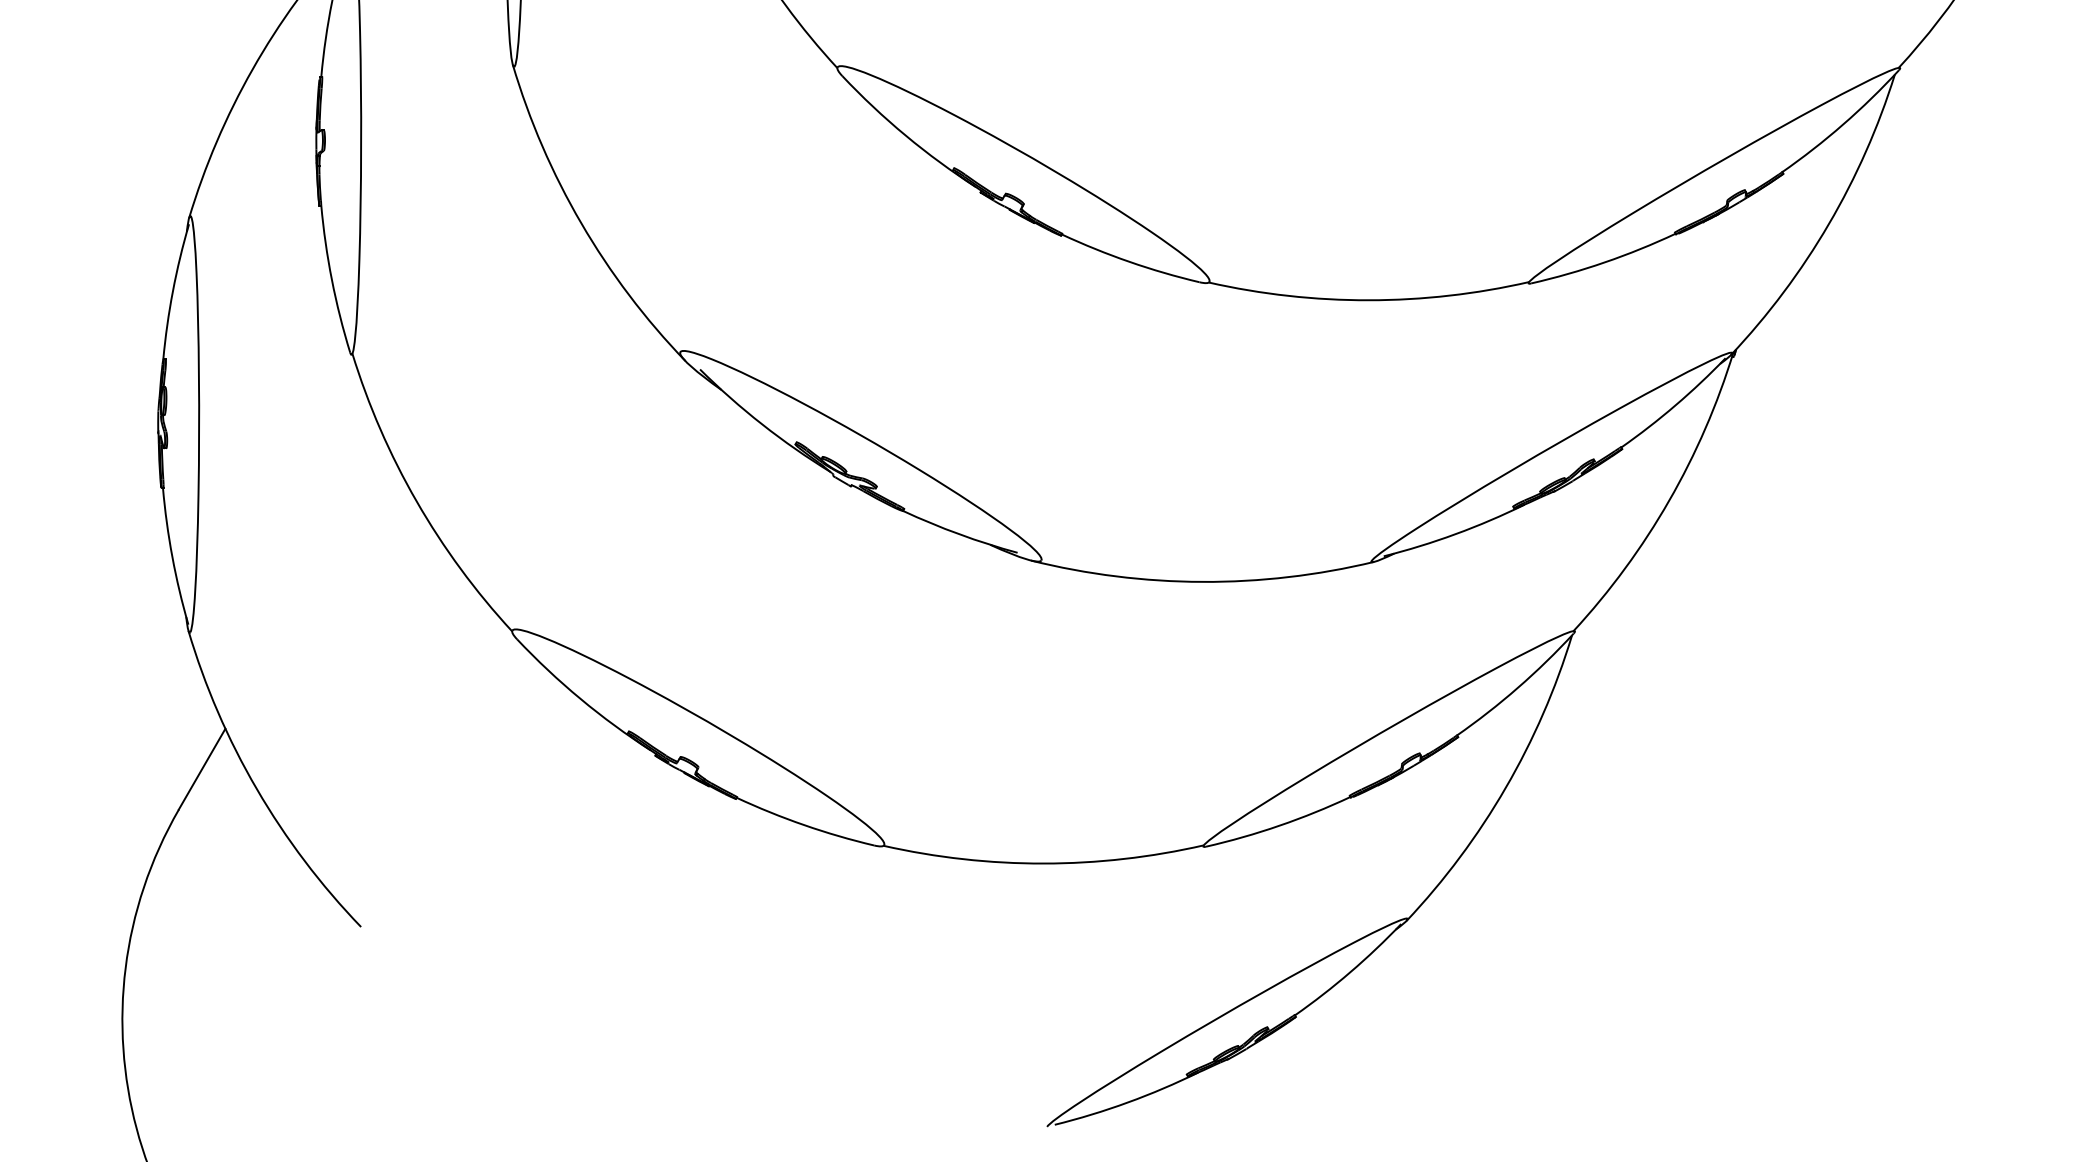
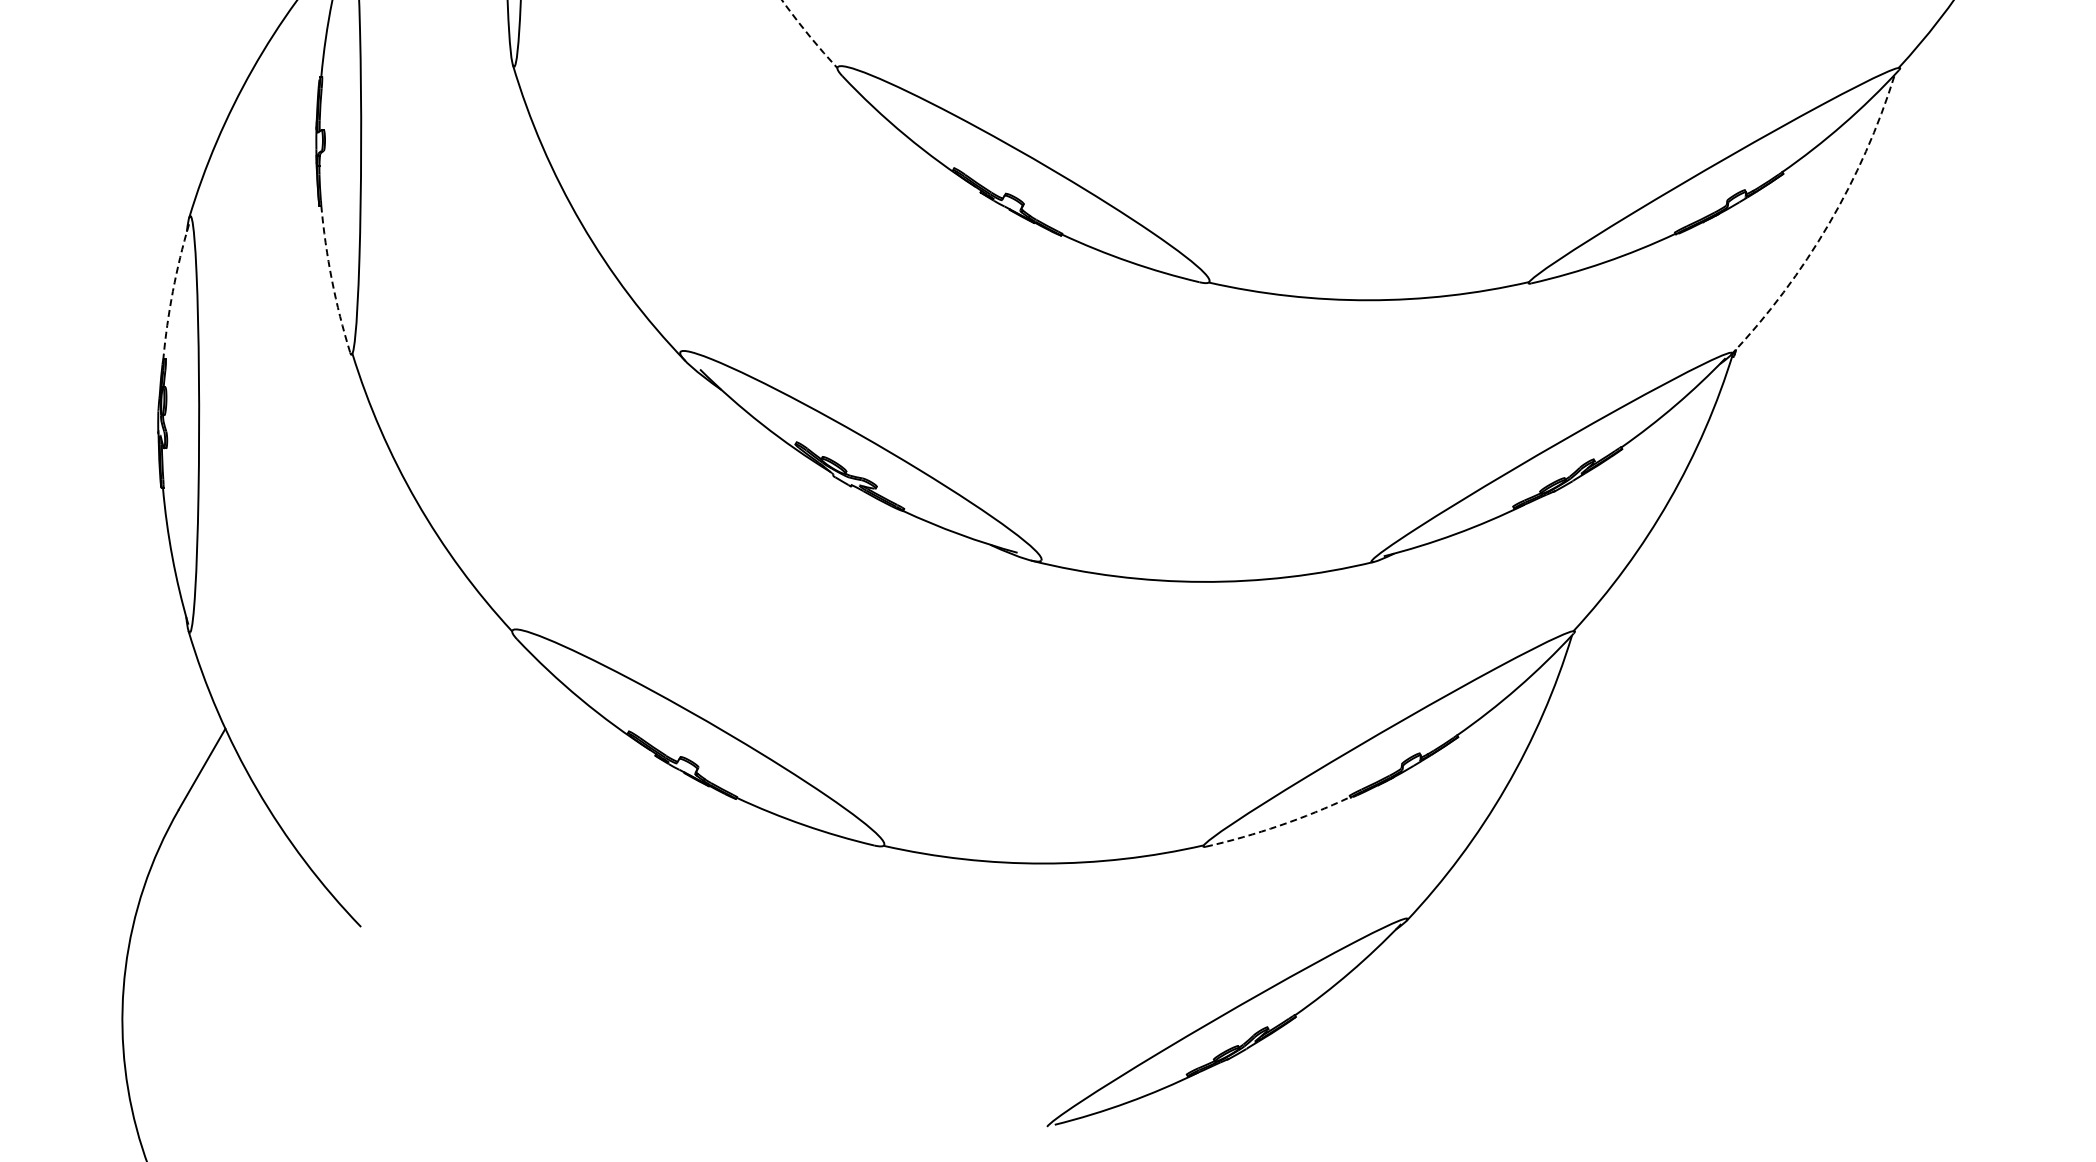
arc: solid -> dashed (808, 35)
arc: solid -> dashed (1828, 224)
arc: solid -> dashed (331, 279)
arc: solid -> dashed (172, 291)
arc: solid -> dashed (1279, 825)
